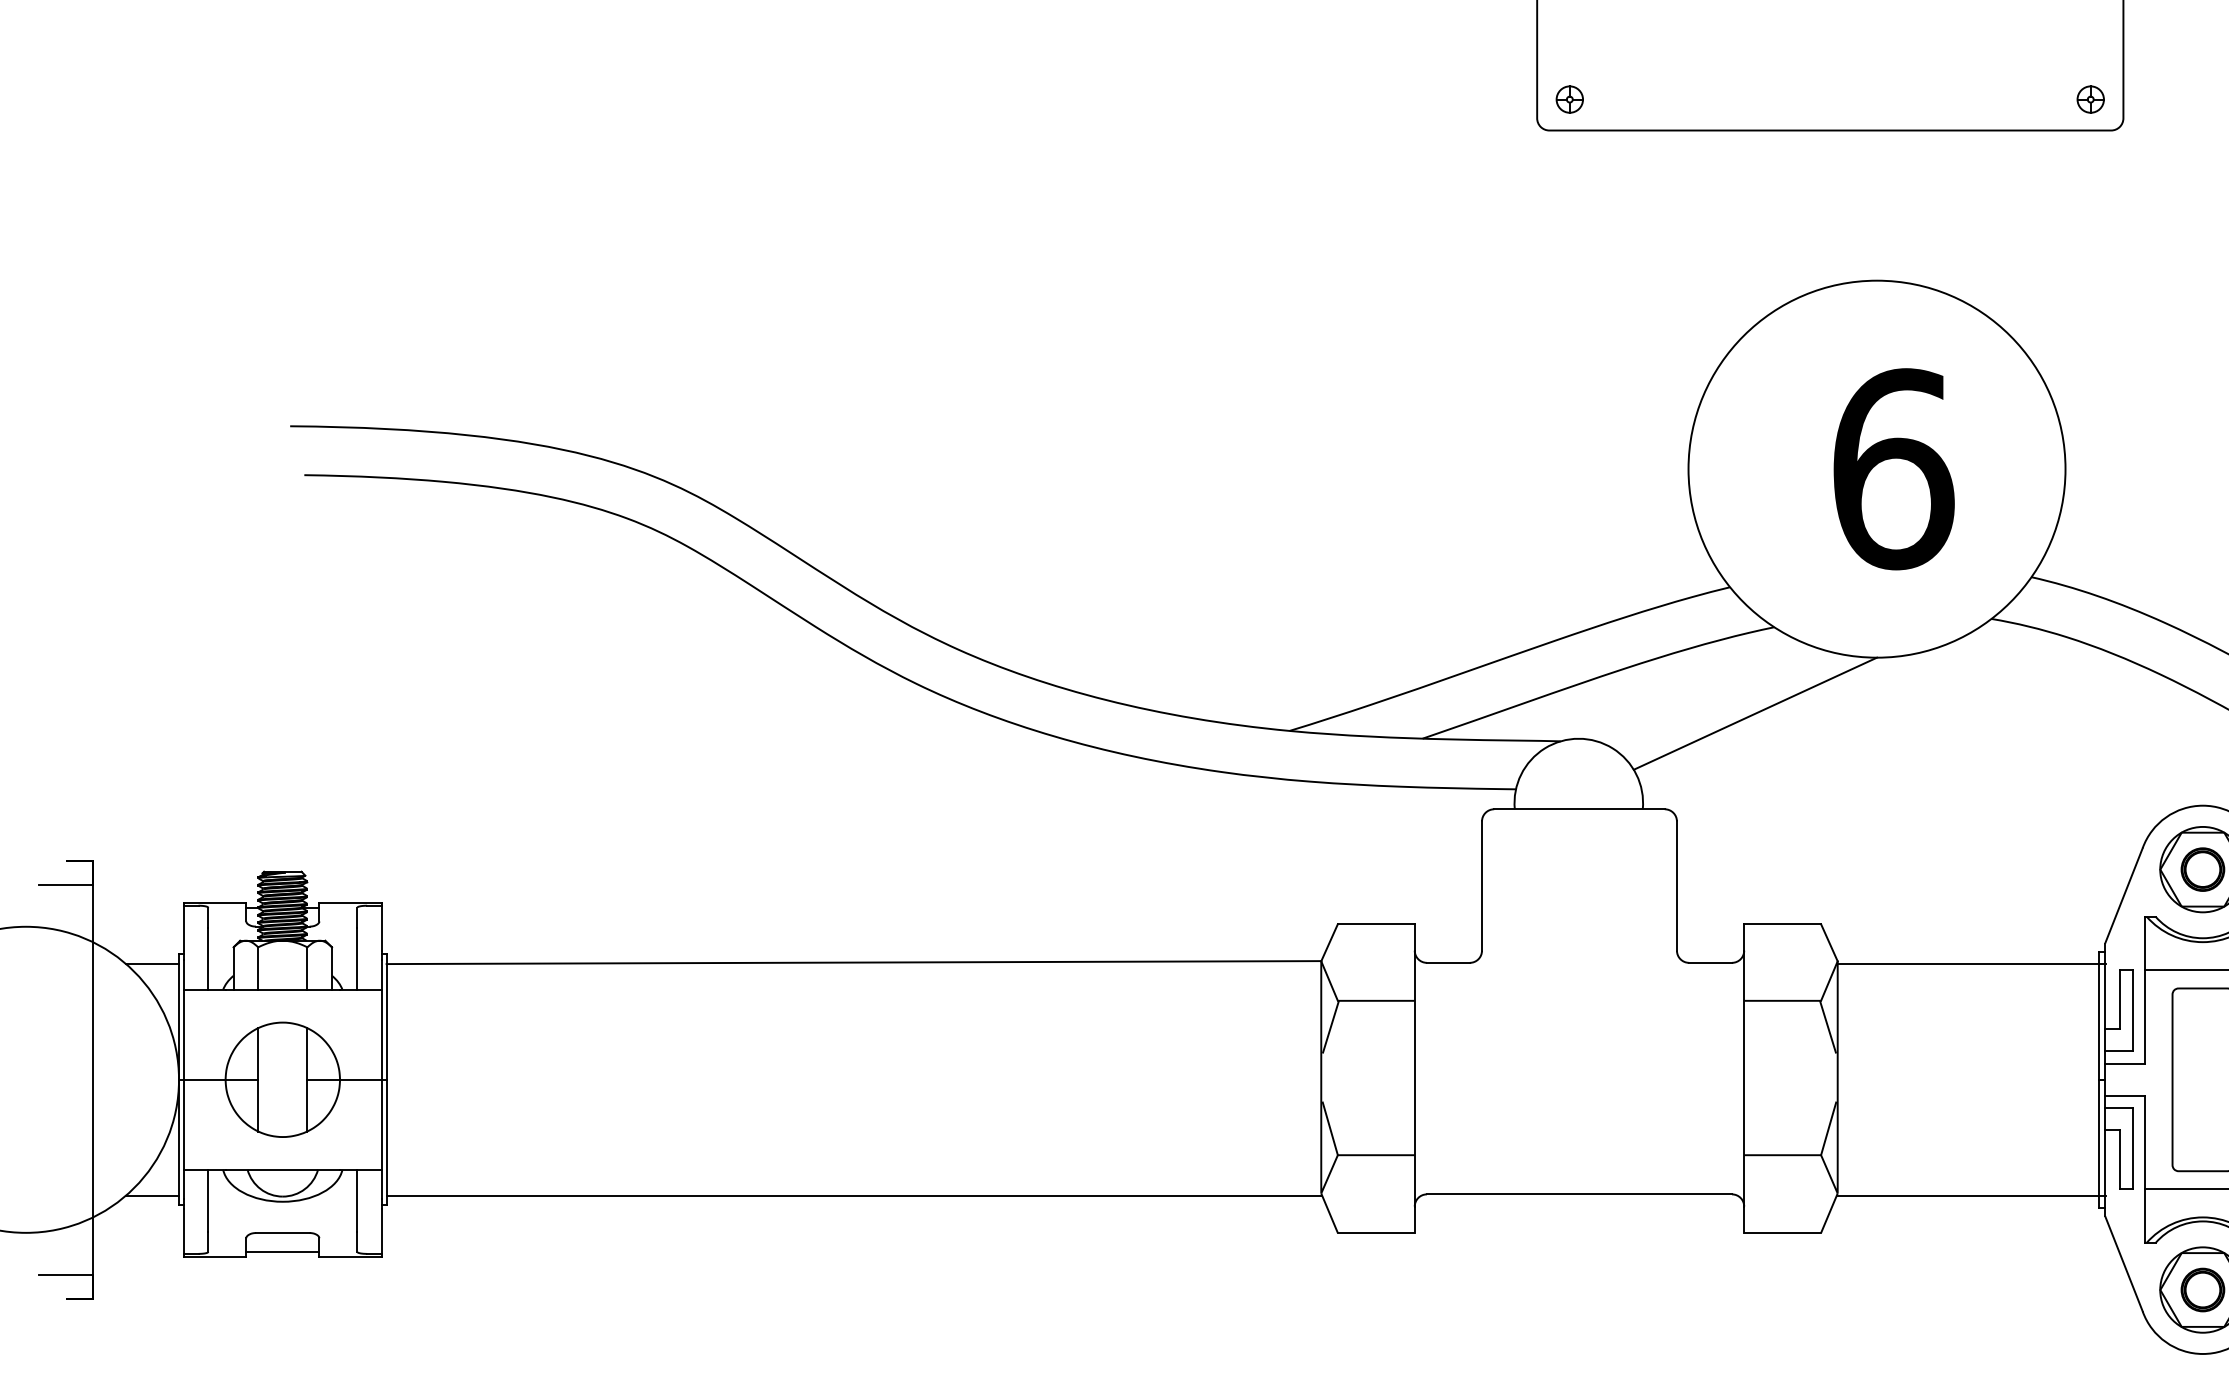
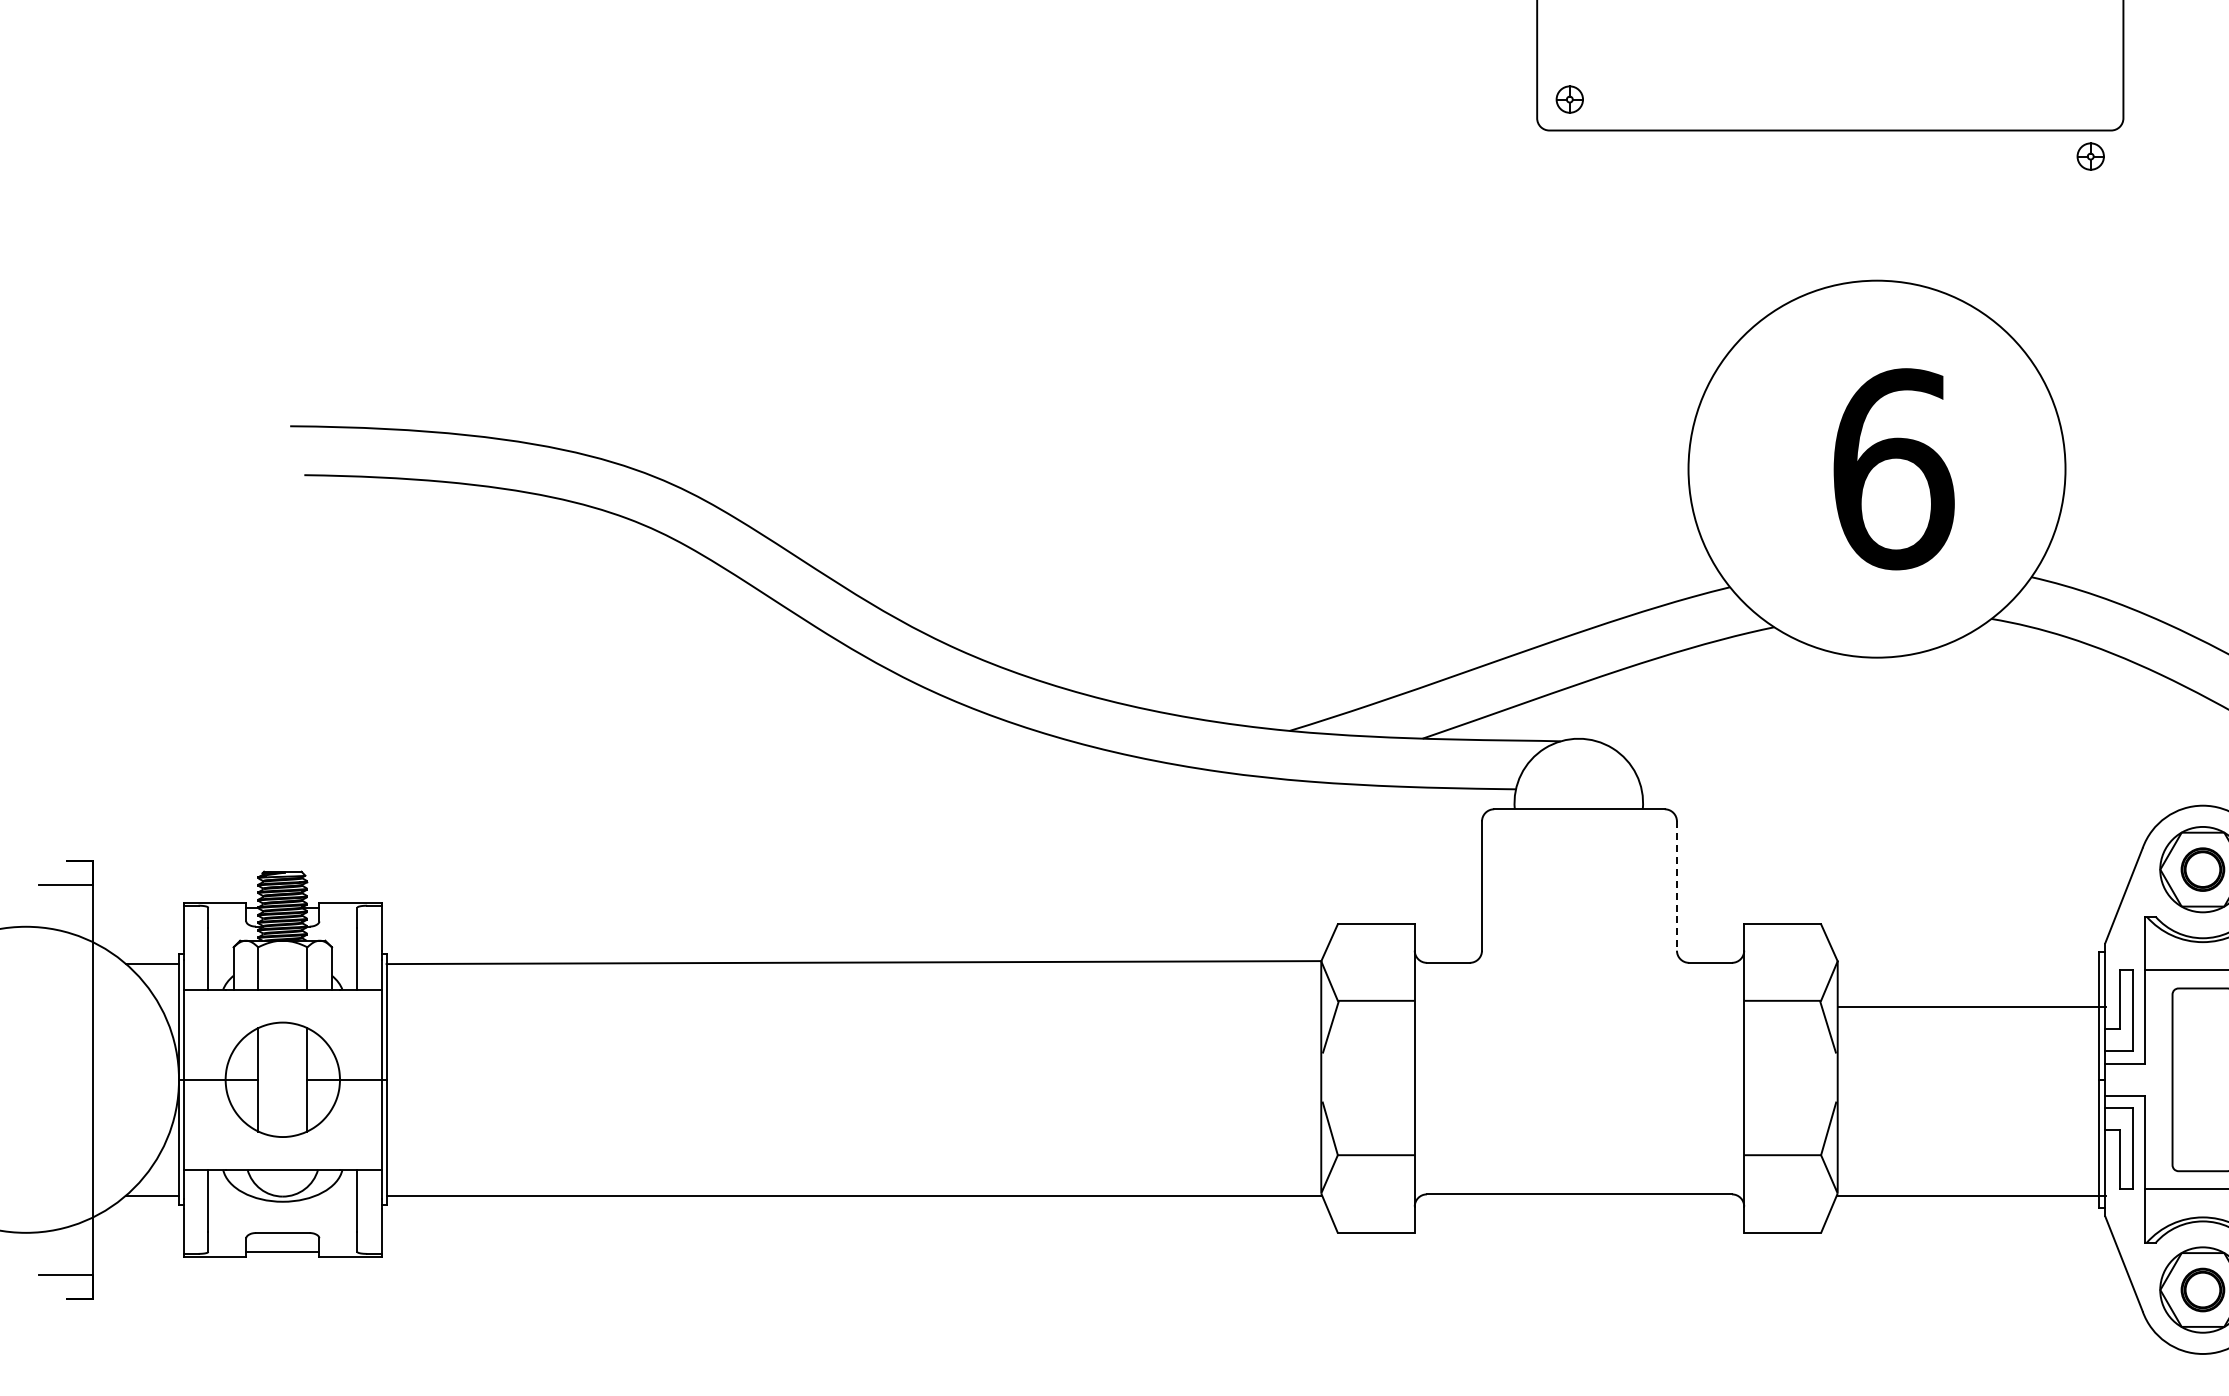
part position: (2090, 99) -> (2090, 156) (2090, 156)
line: present -> none (1755, 713)
line: solid -> dashed (1676, 886)
line position: (1971, 964) -> (1971, 1007) (1971, 1007)
